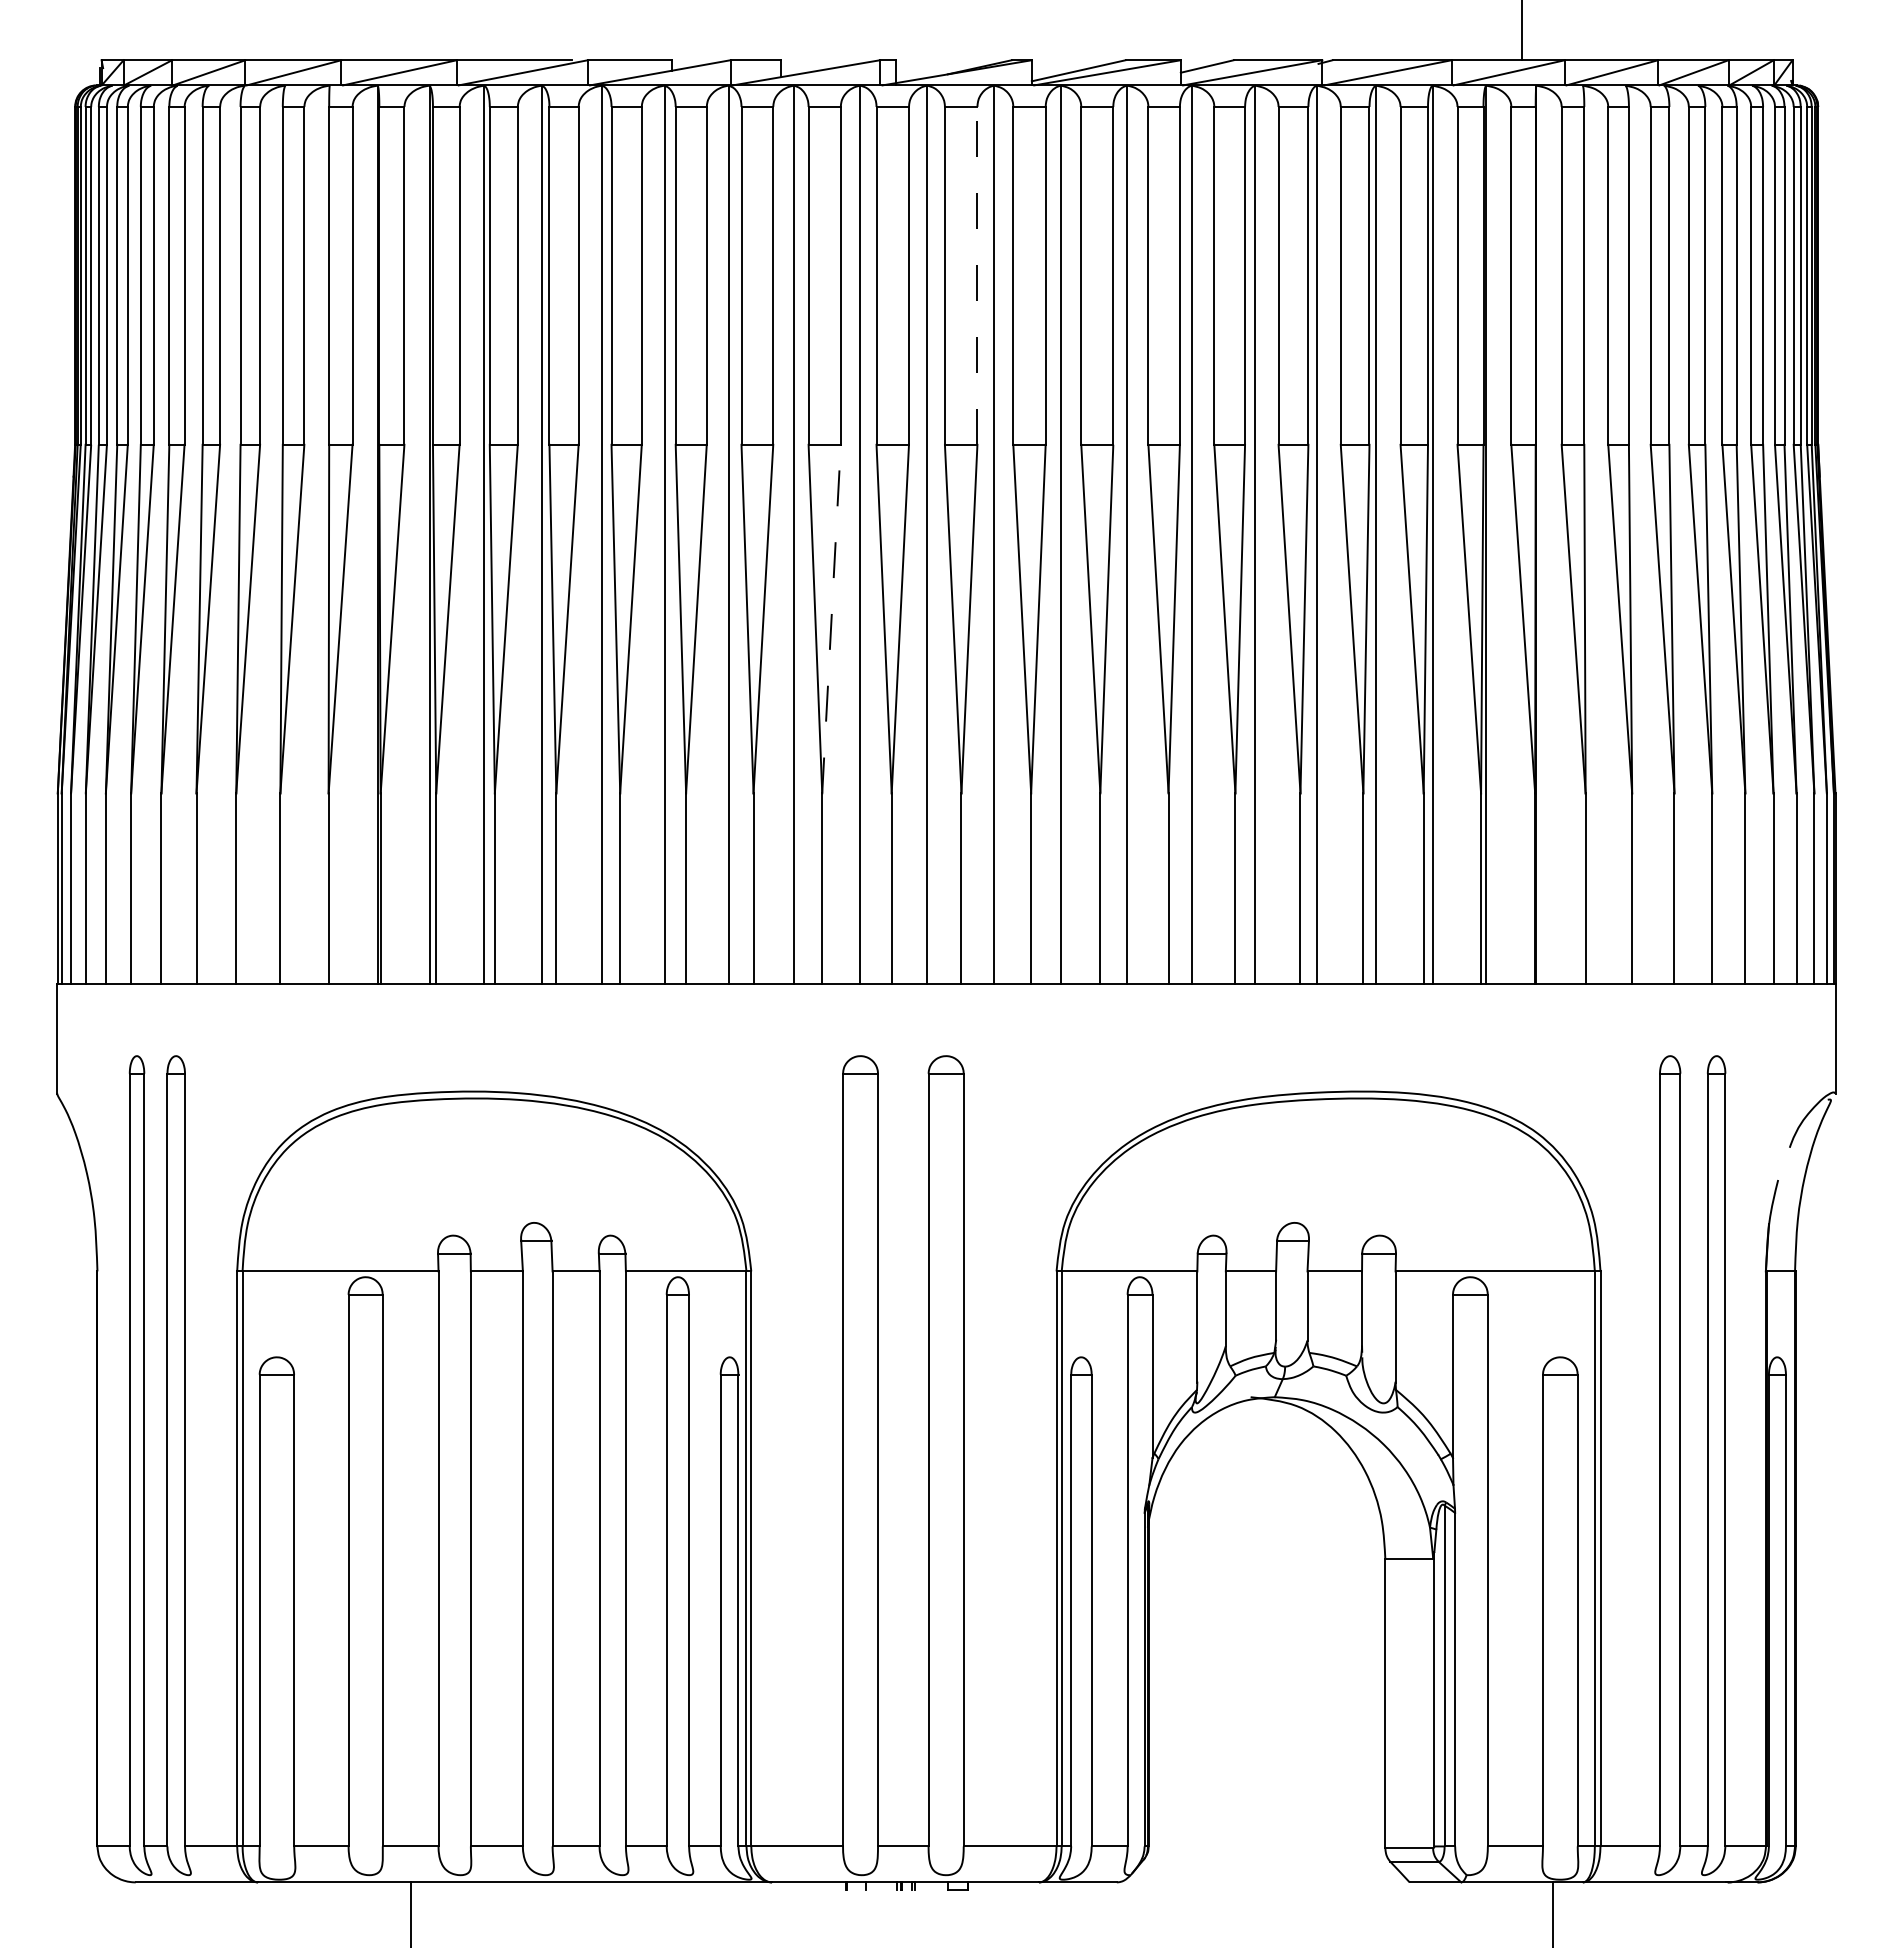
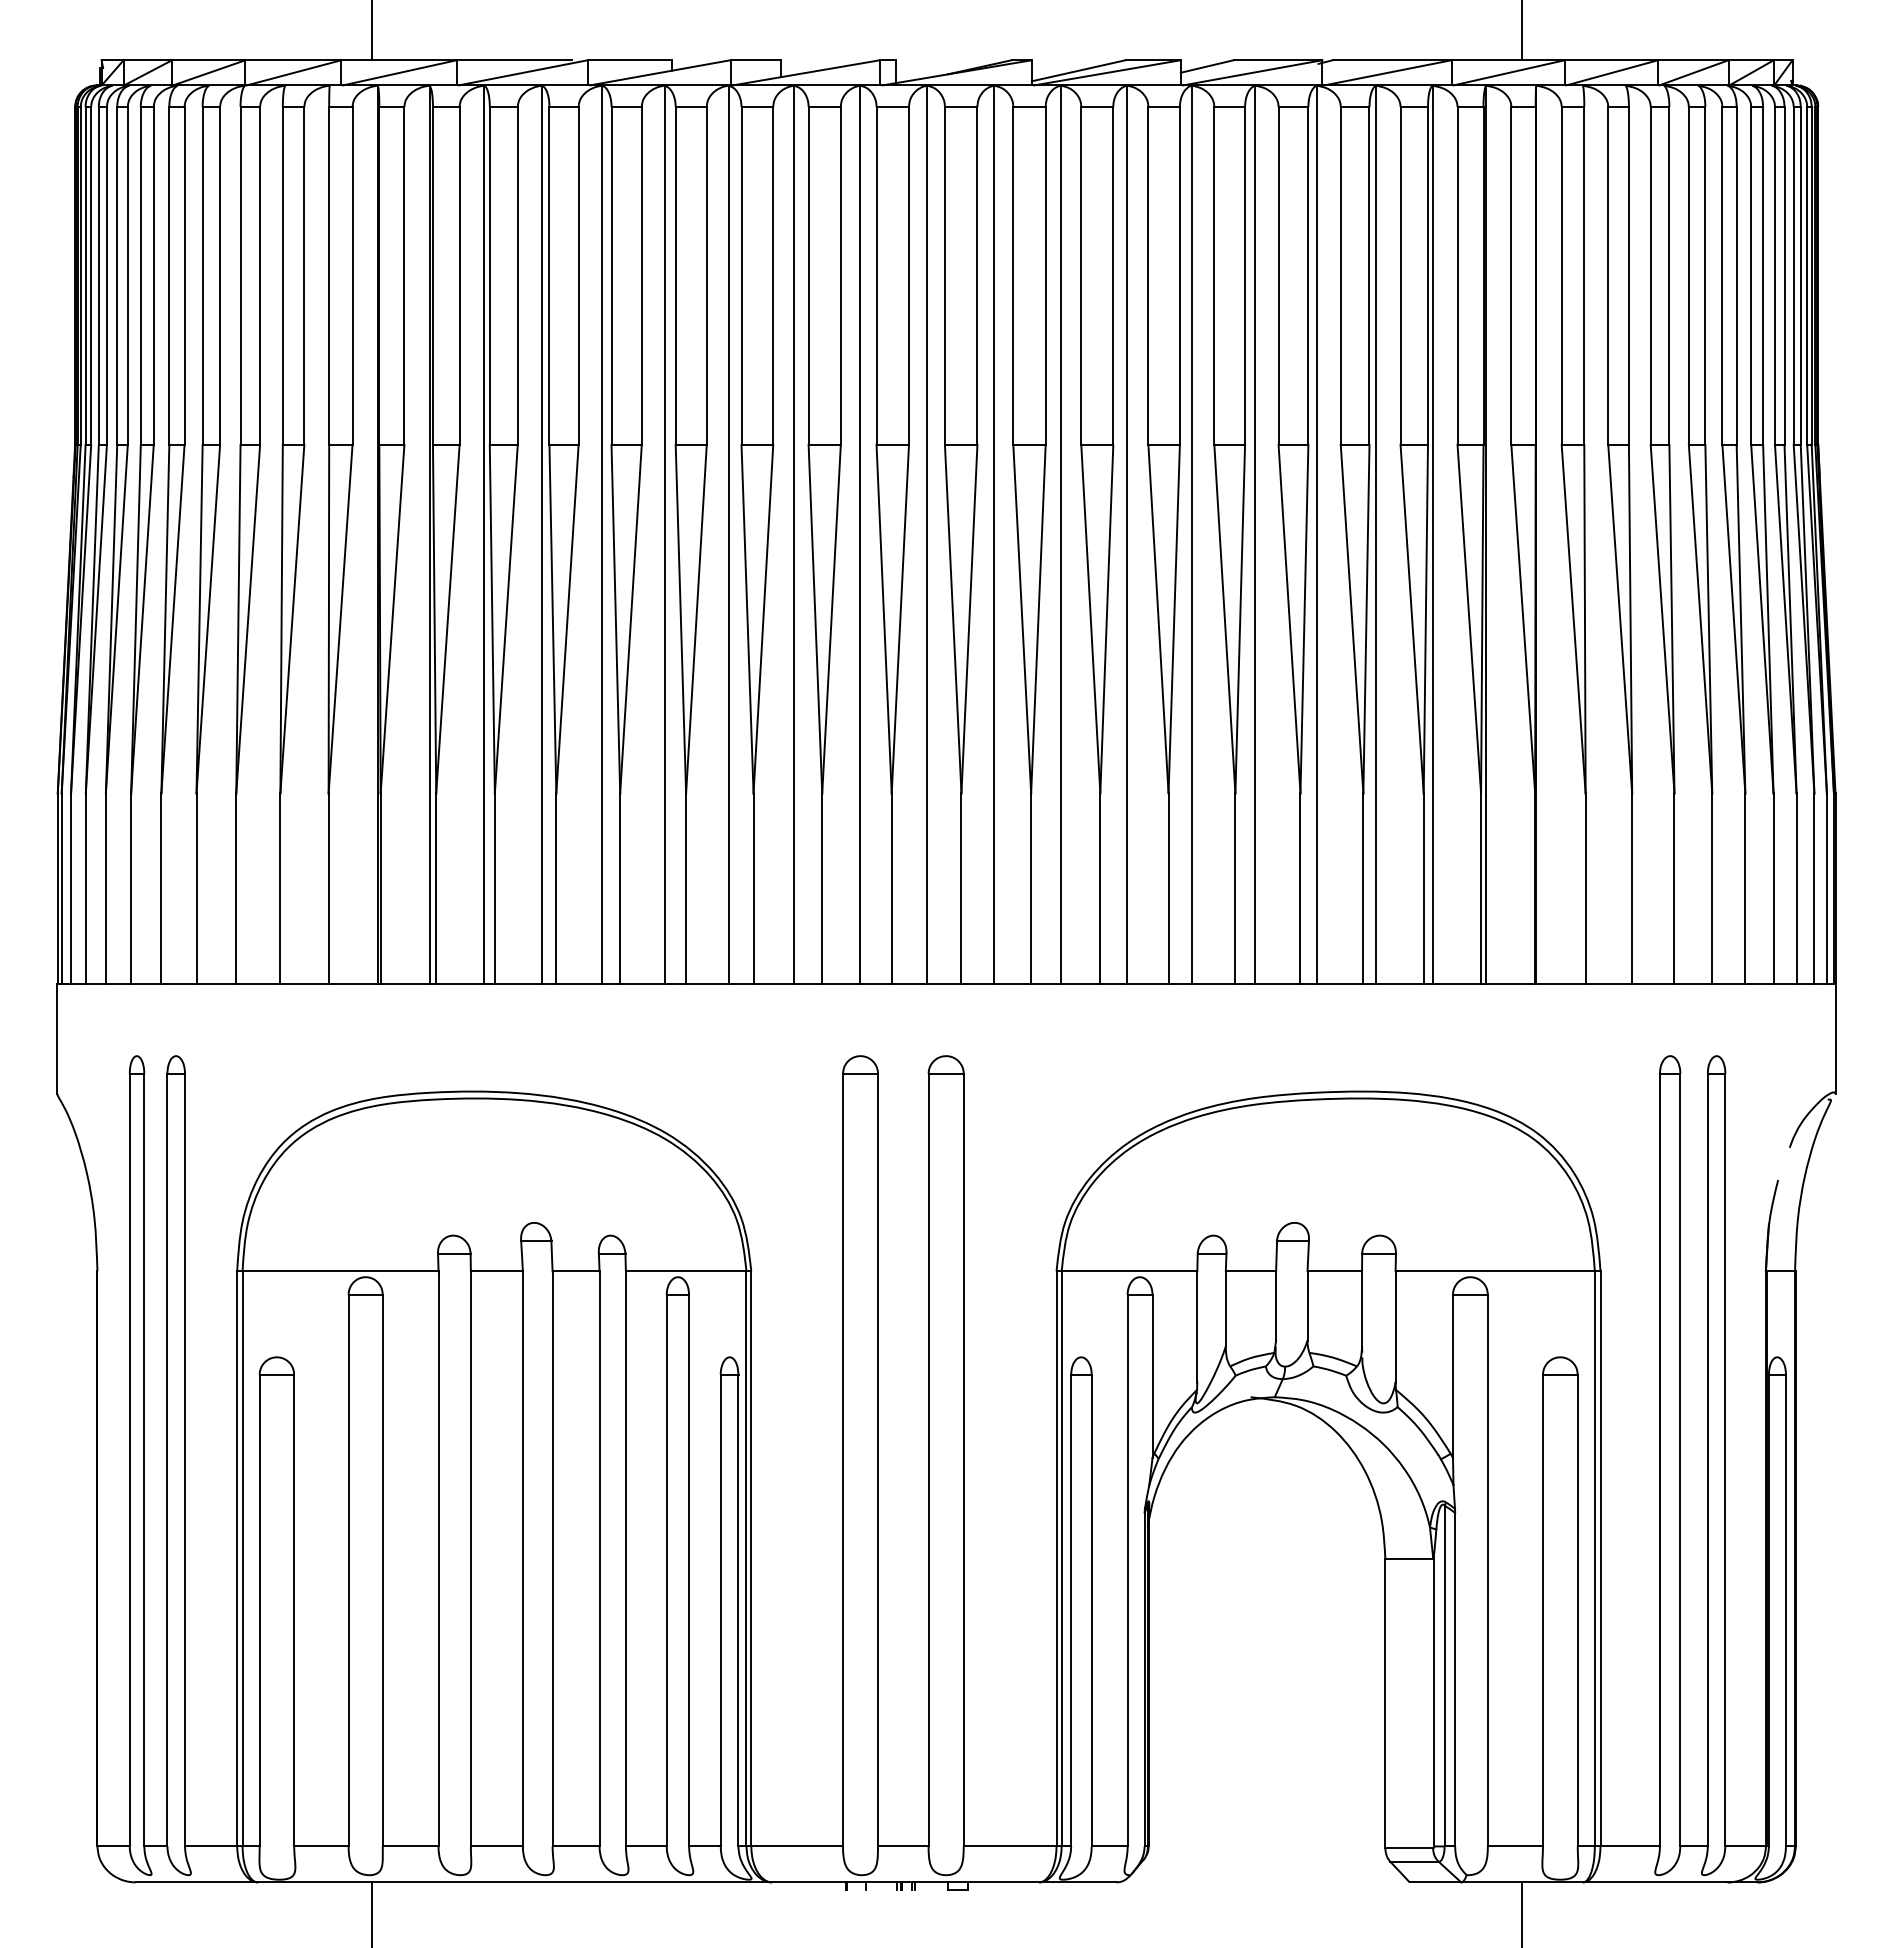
line: none -> present (371, 31)
line: dashed -> solid (977, 275)
line: dashed -> solid (831, 619)
line position: (410, 1913) -> (371, 1913) (371, 1913)
line position: (1552, 1913) -> (1521, 1913) (1521, 1913)
